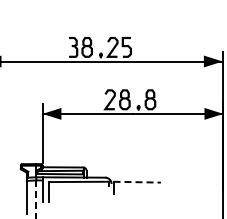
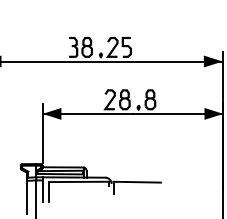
line: dashed -> solid (137, 182)
line: dashed -> solid (36, 199)
